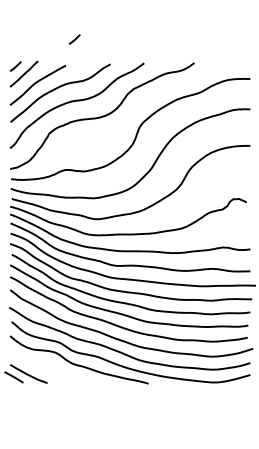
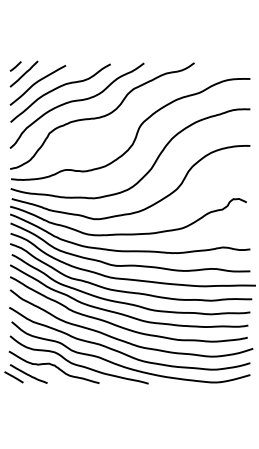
line: present -> none (74, 39)
curve: none -> present (53, 366)
